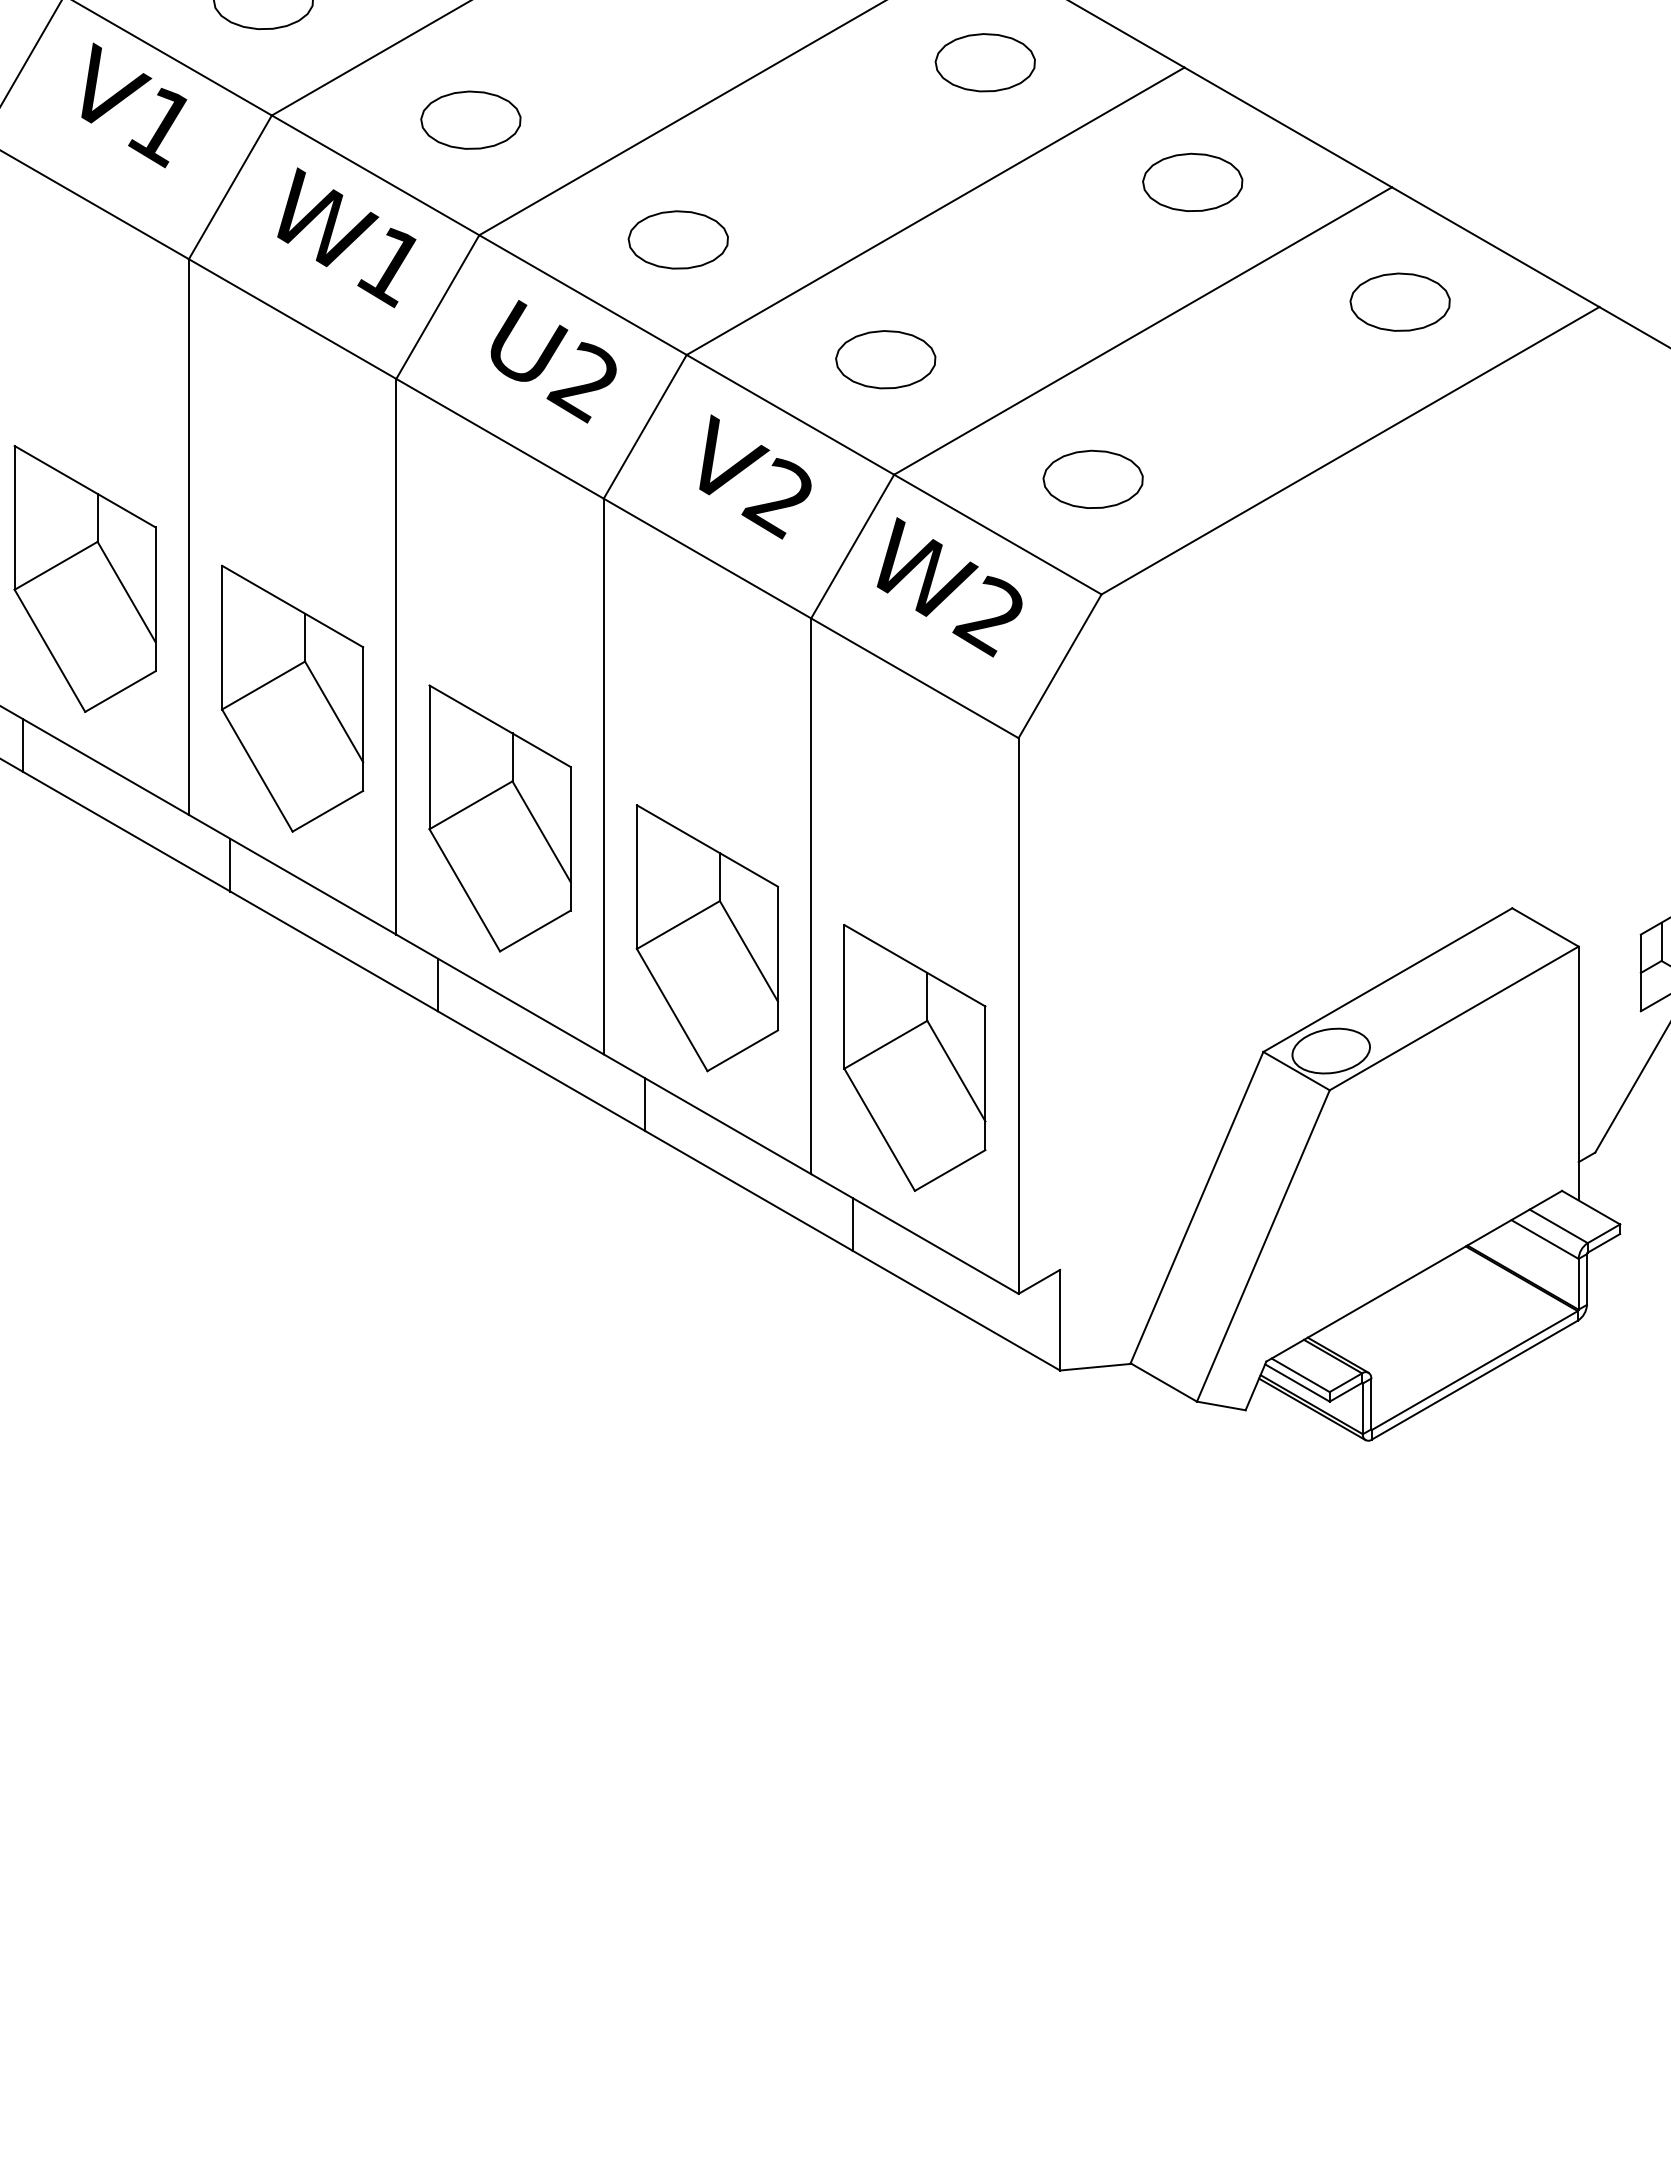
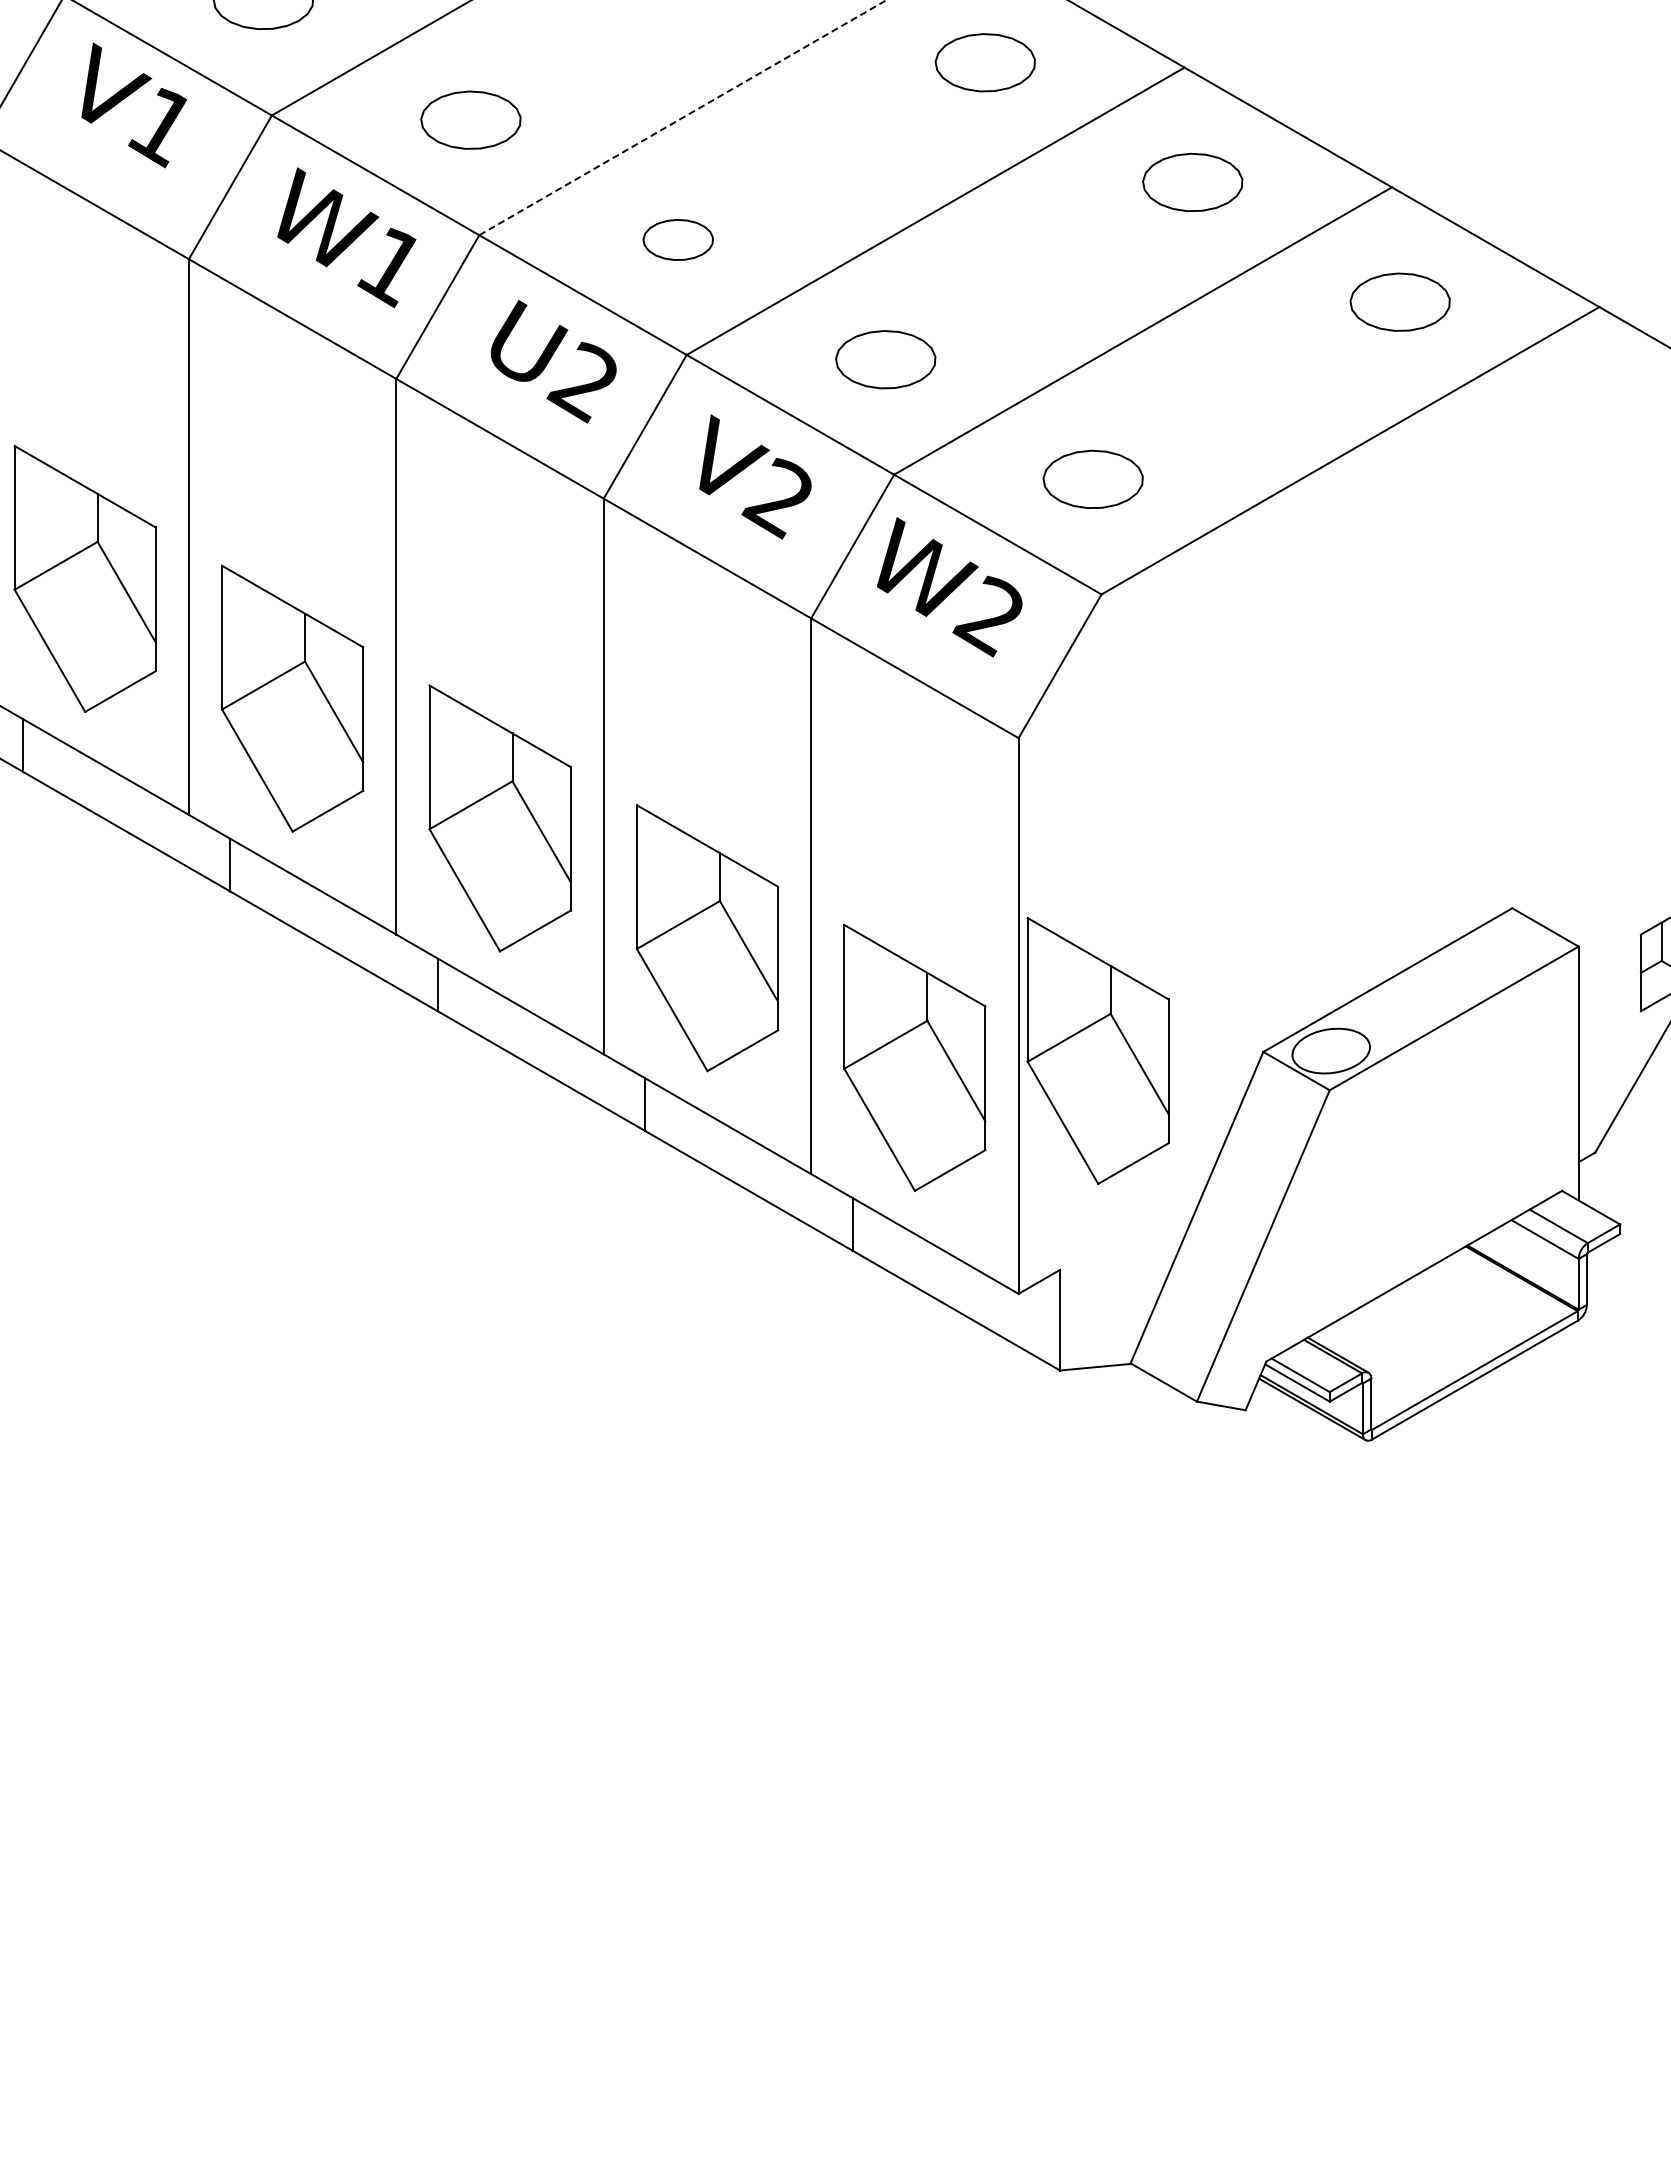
line: solid -> dashed (682, 117)
part size: 102x60 px -> 72x42 px (677, 239)
part: none -> present (1097, 1050)
